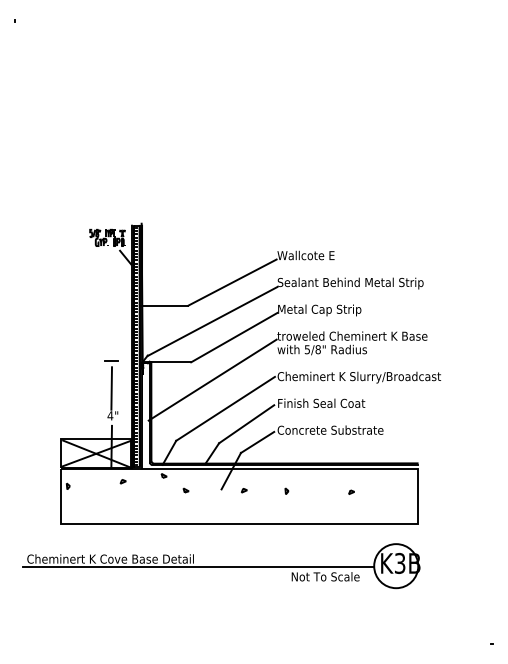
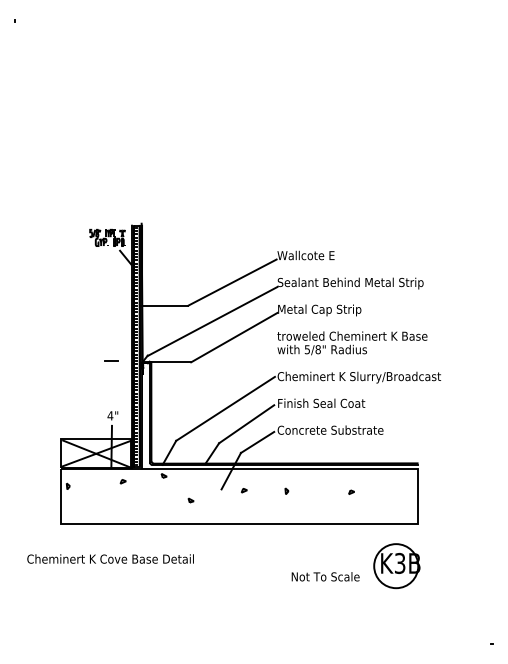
line: present -> none (212, 379)
line: present -> none (111, 388)
part position: (185, 490) -> (190, 500) (190, 500)
line: present -> none (198, 566)
